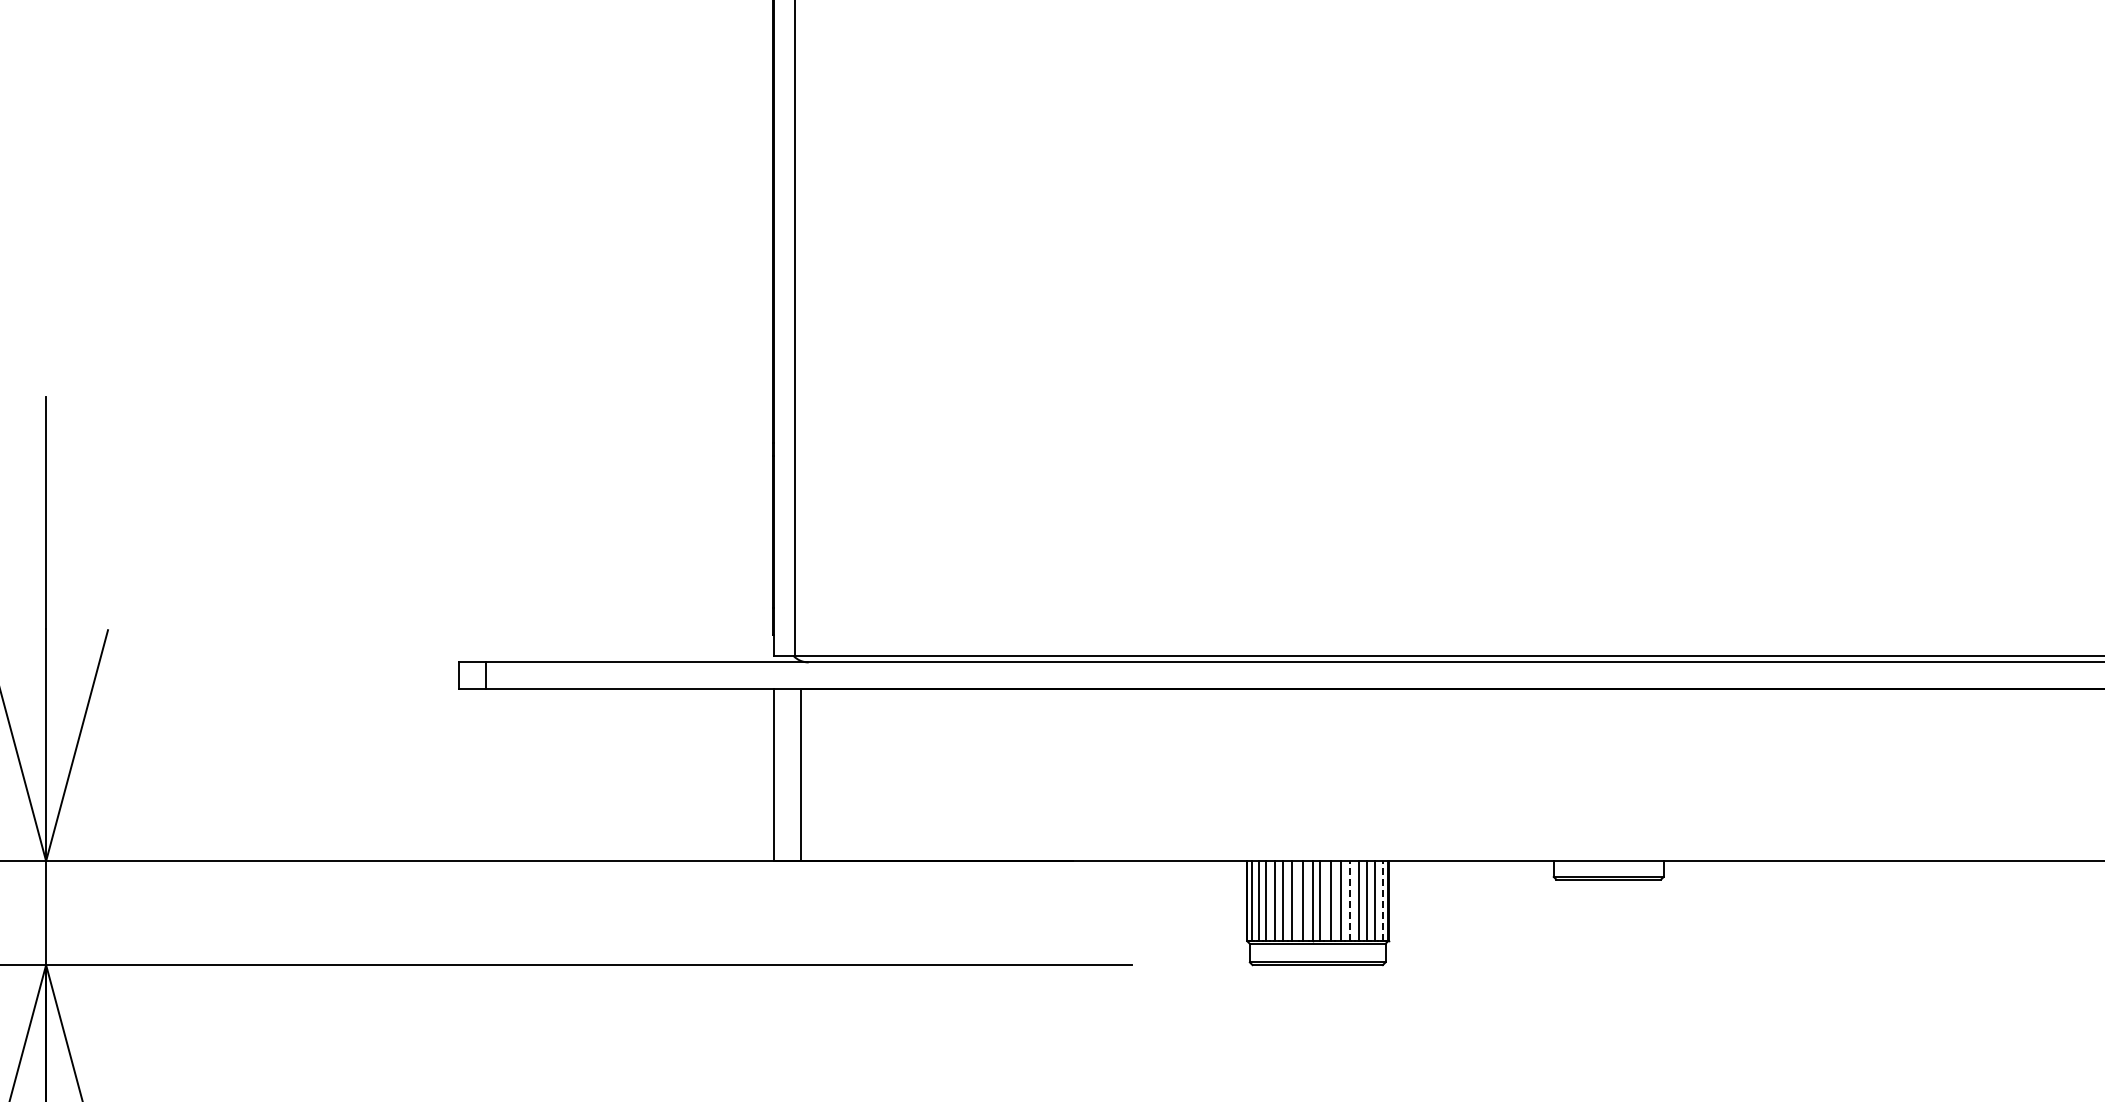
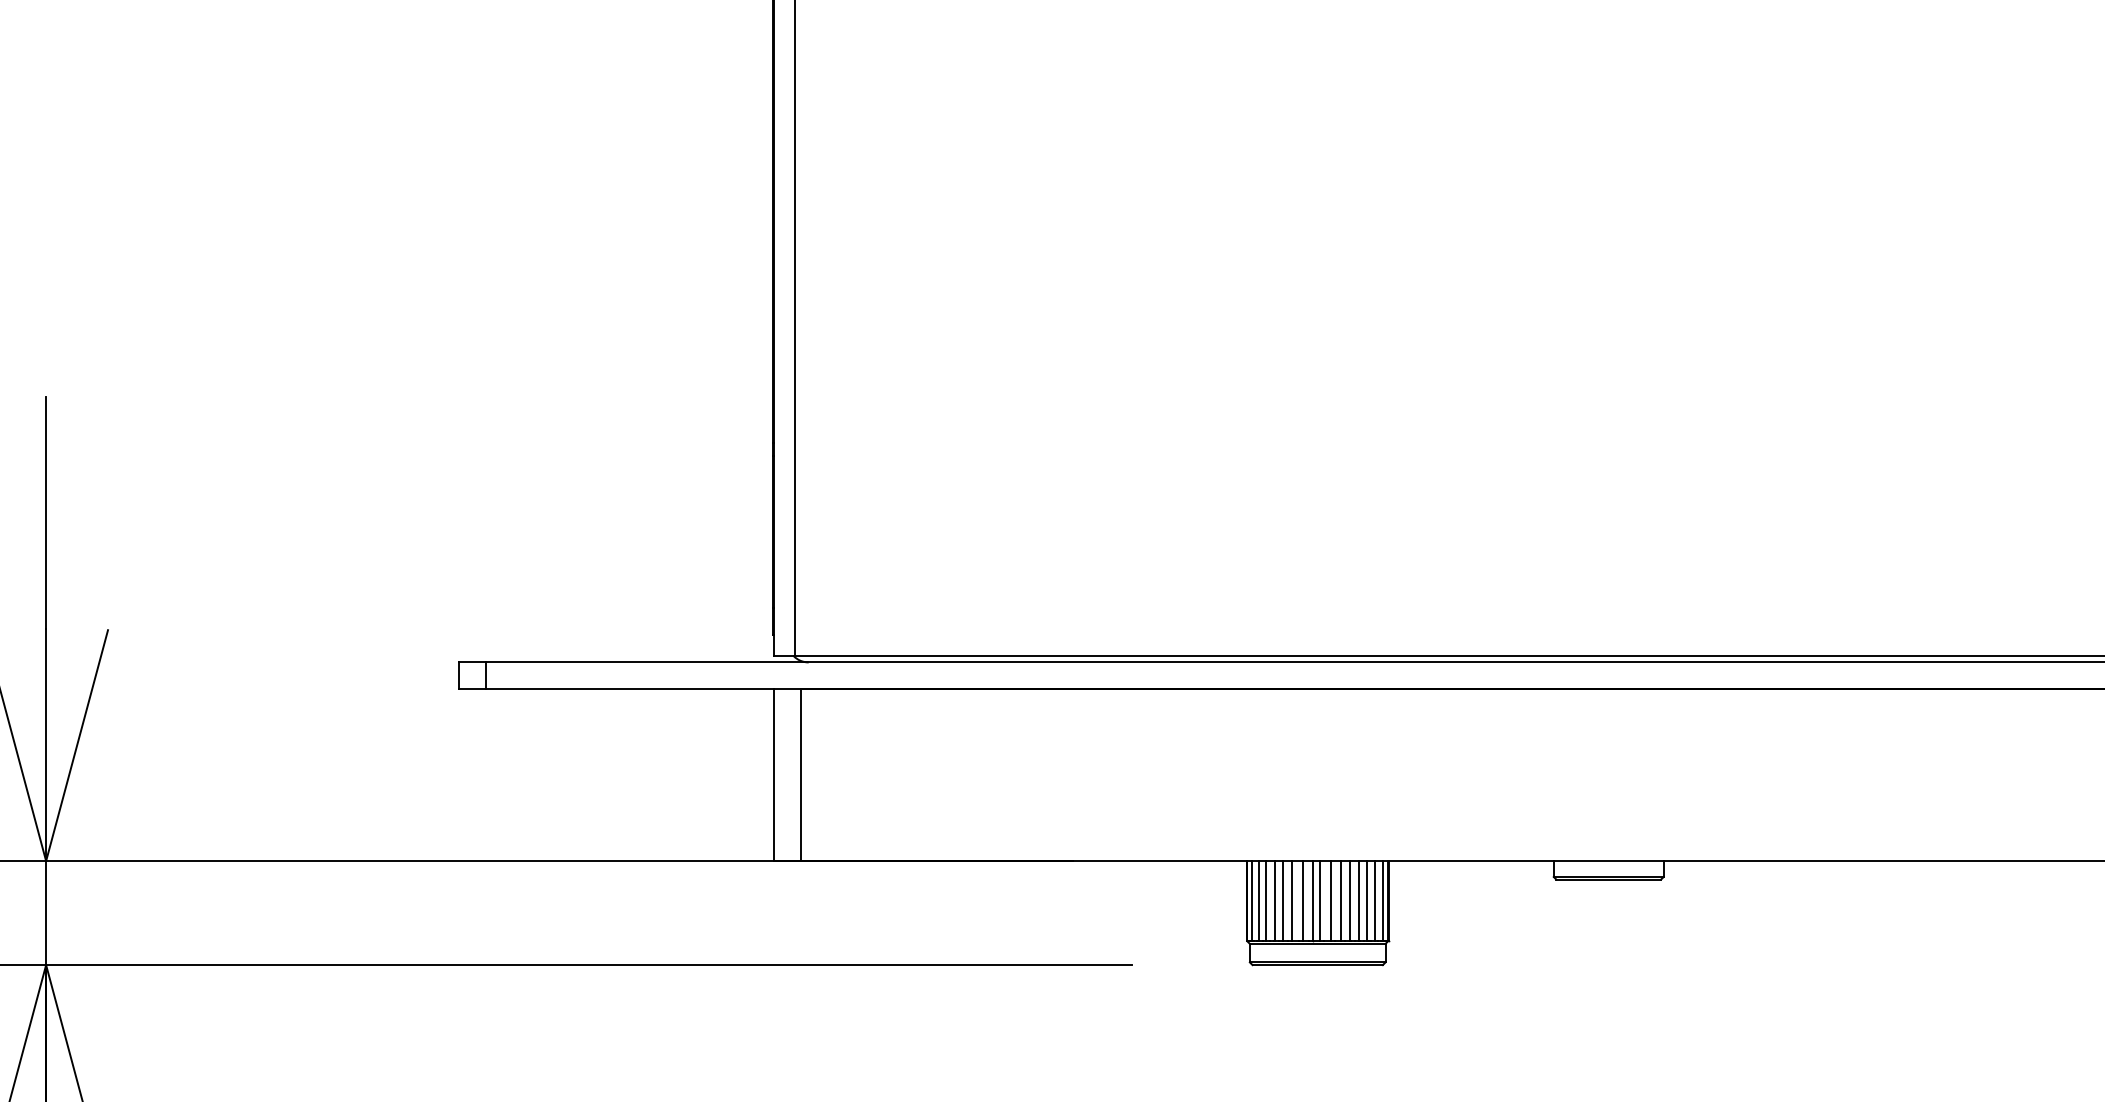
line: dashed -> solid (1350, 900)
line: dashed -> solid (1383, 900)
